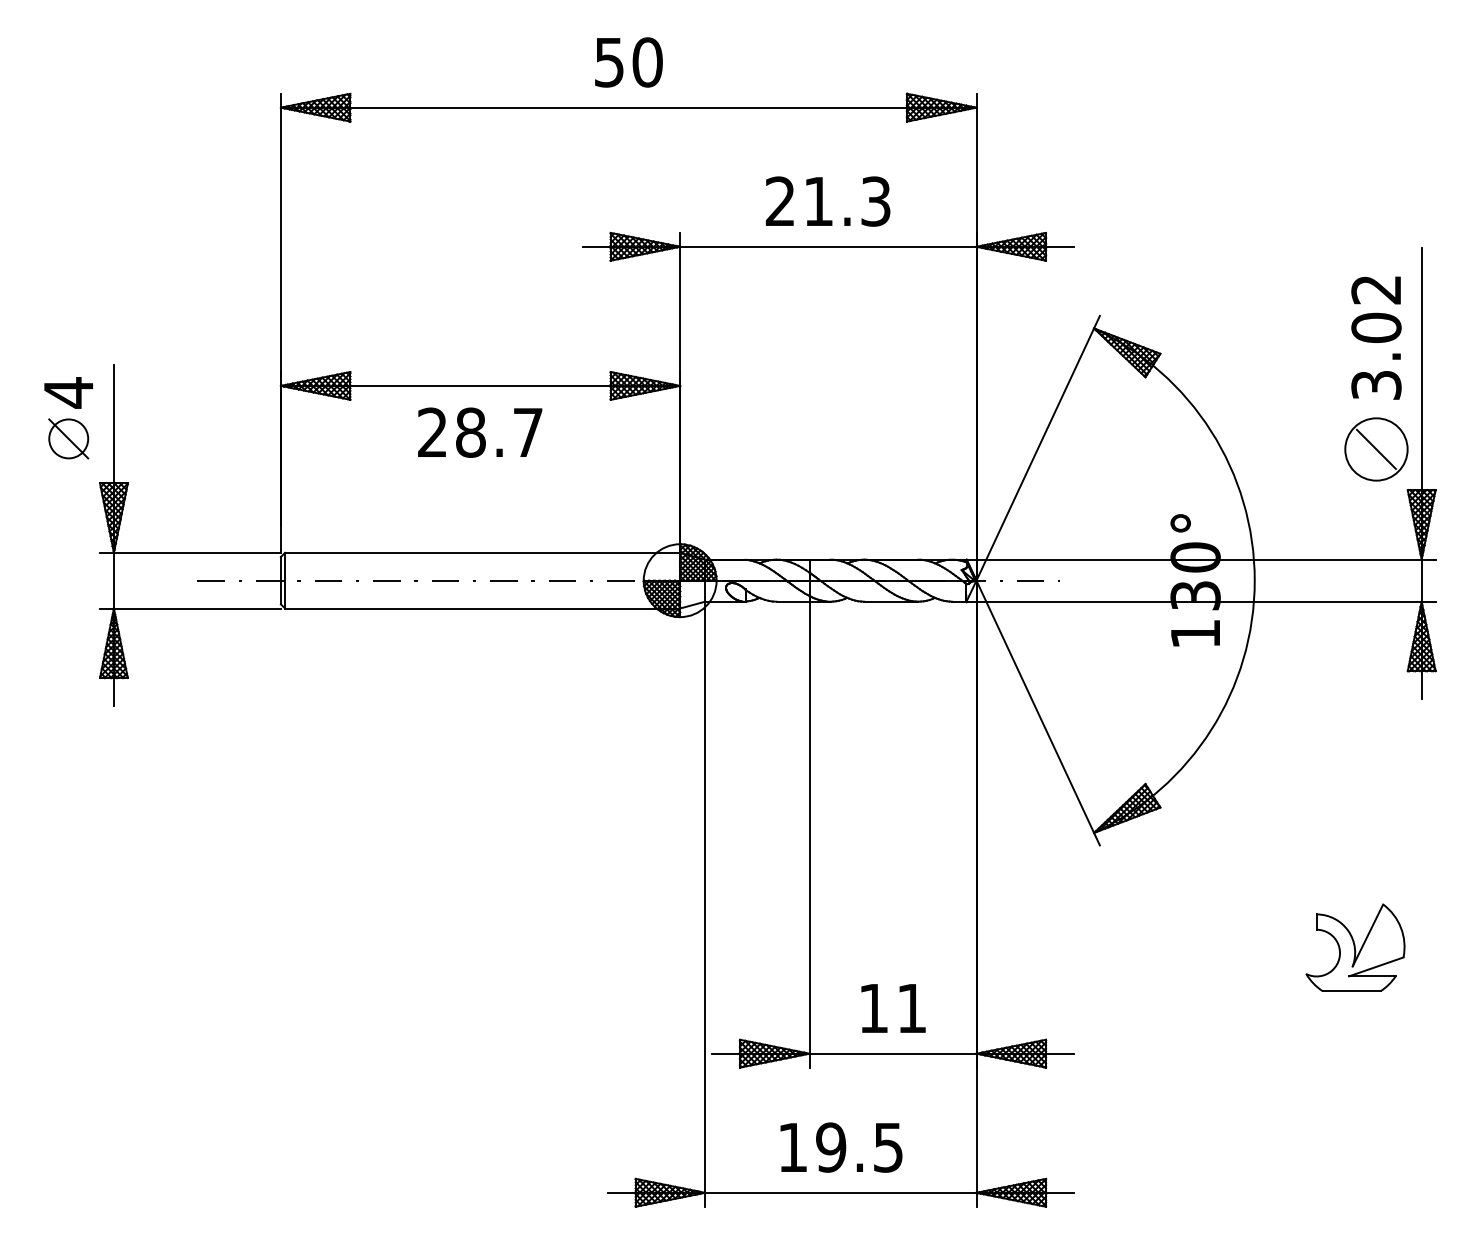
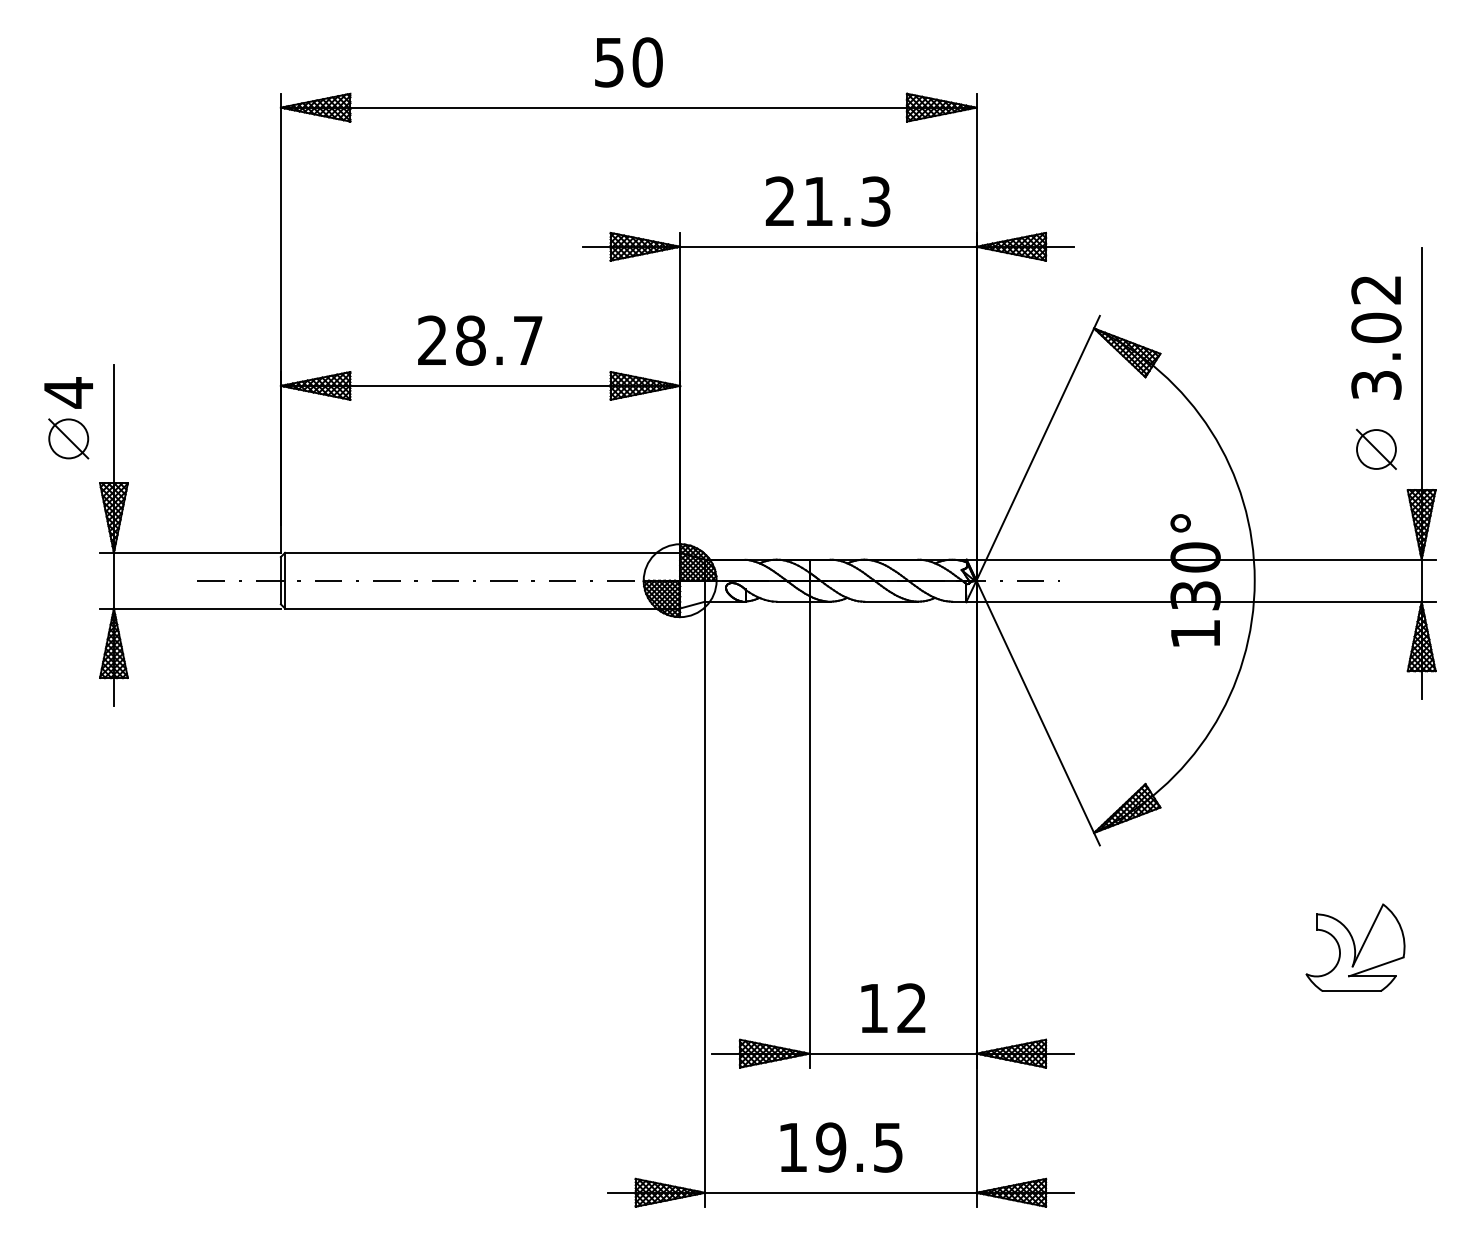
text position: (480, 432) -> (480, 340) (480, 340)
circle diameter: 62 px -> 39 px (1375, 449)
text: 11 -> 12 (911, 1007)
